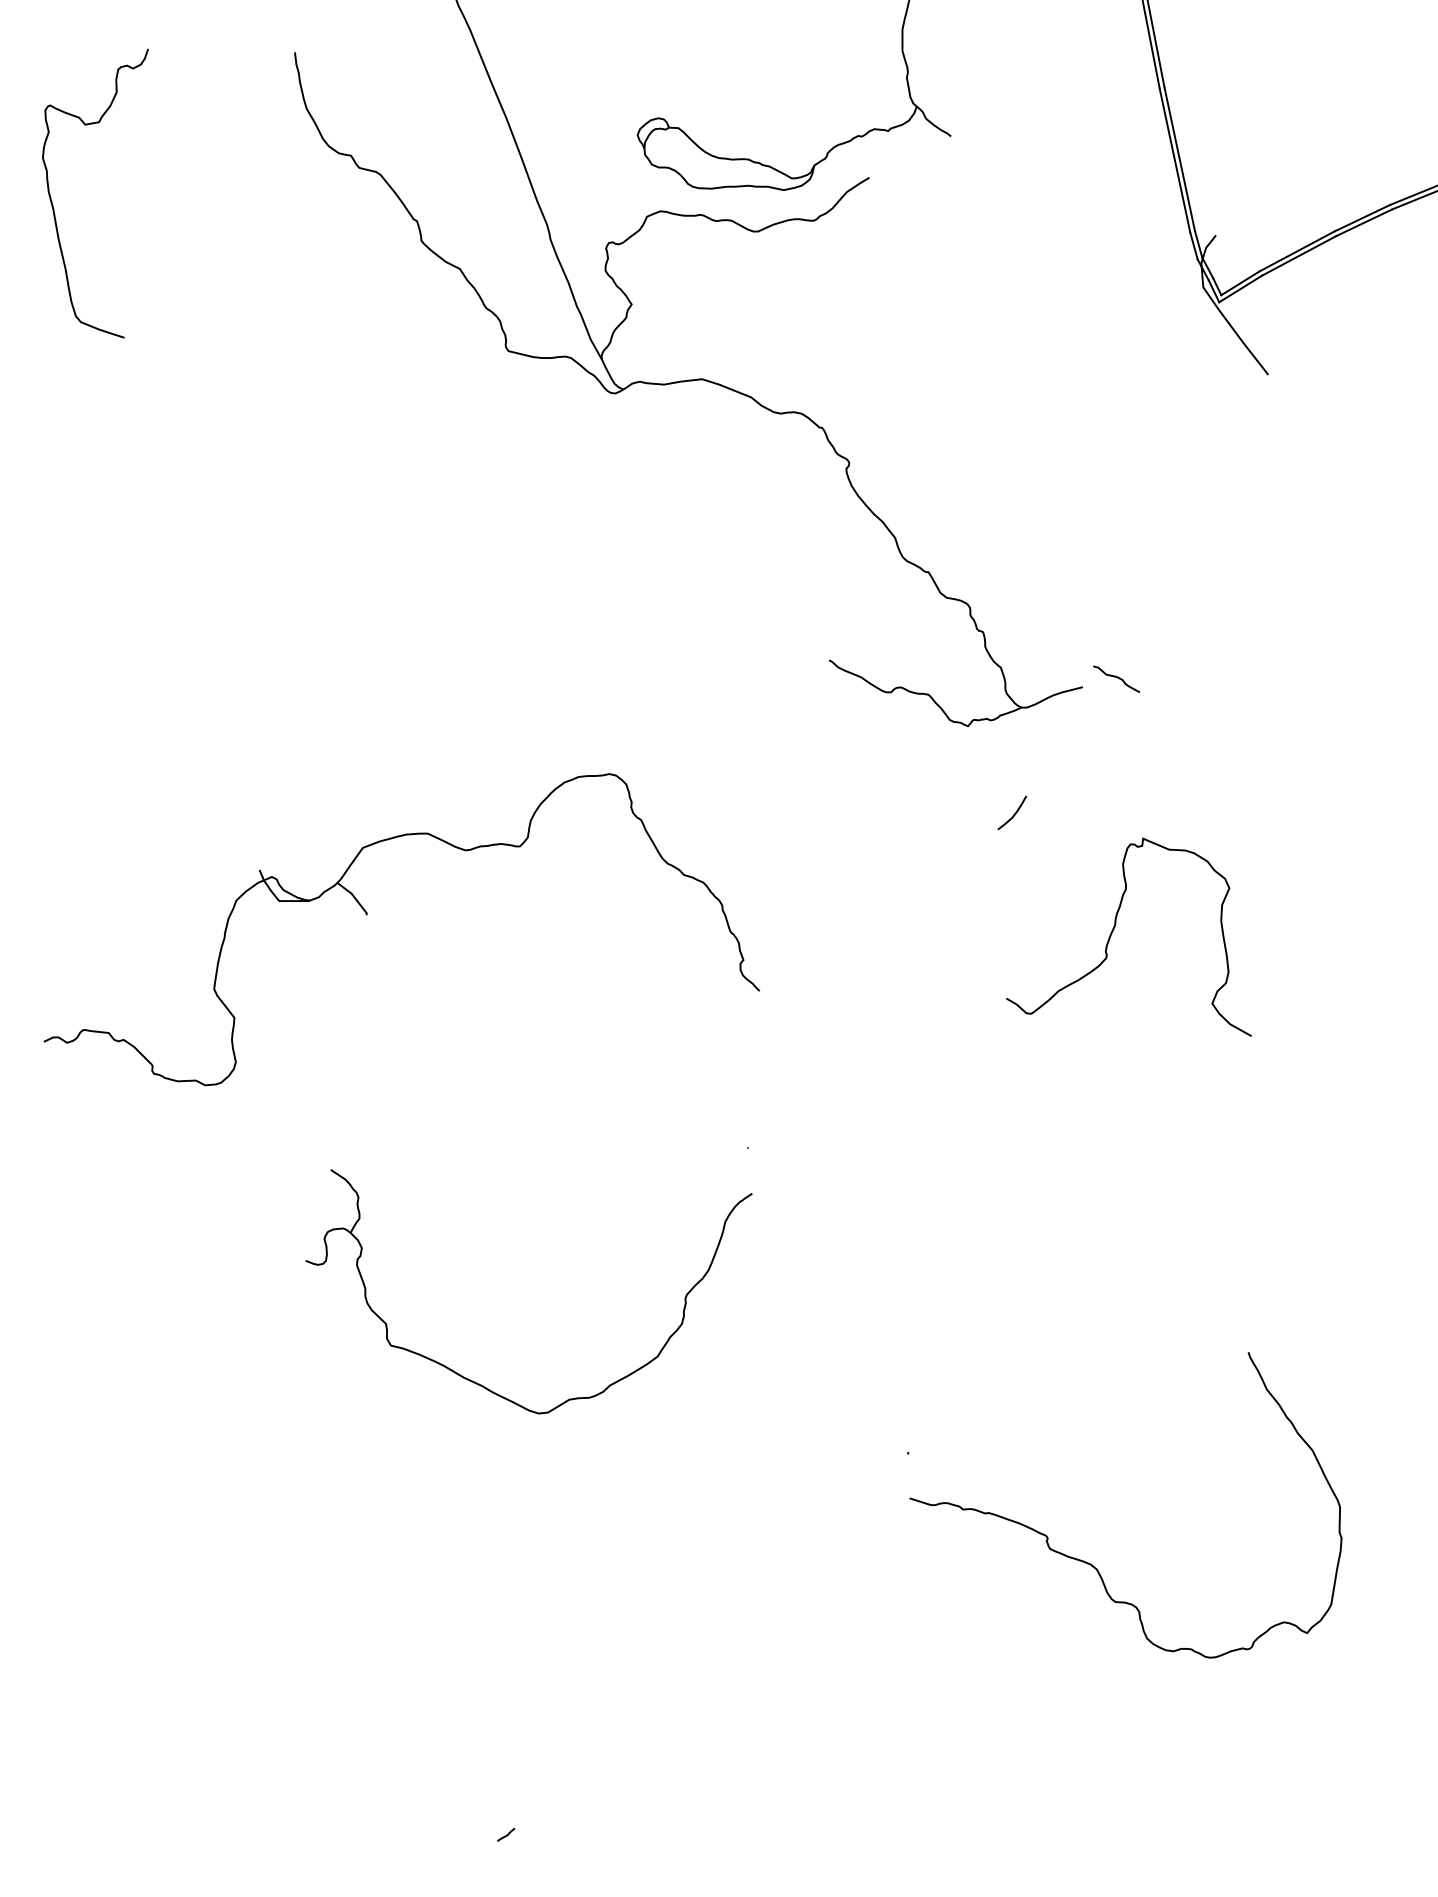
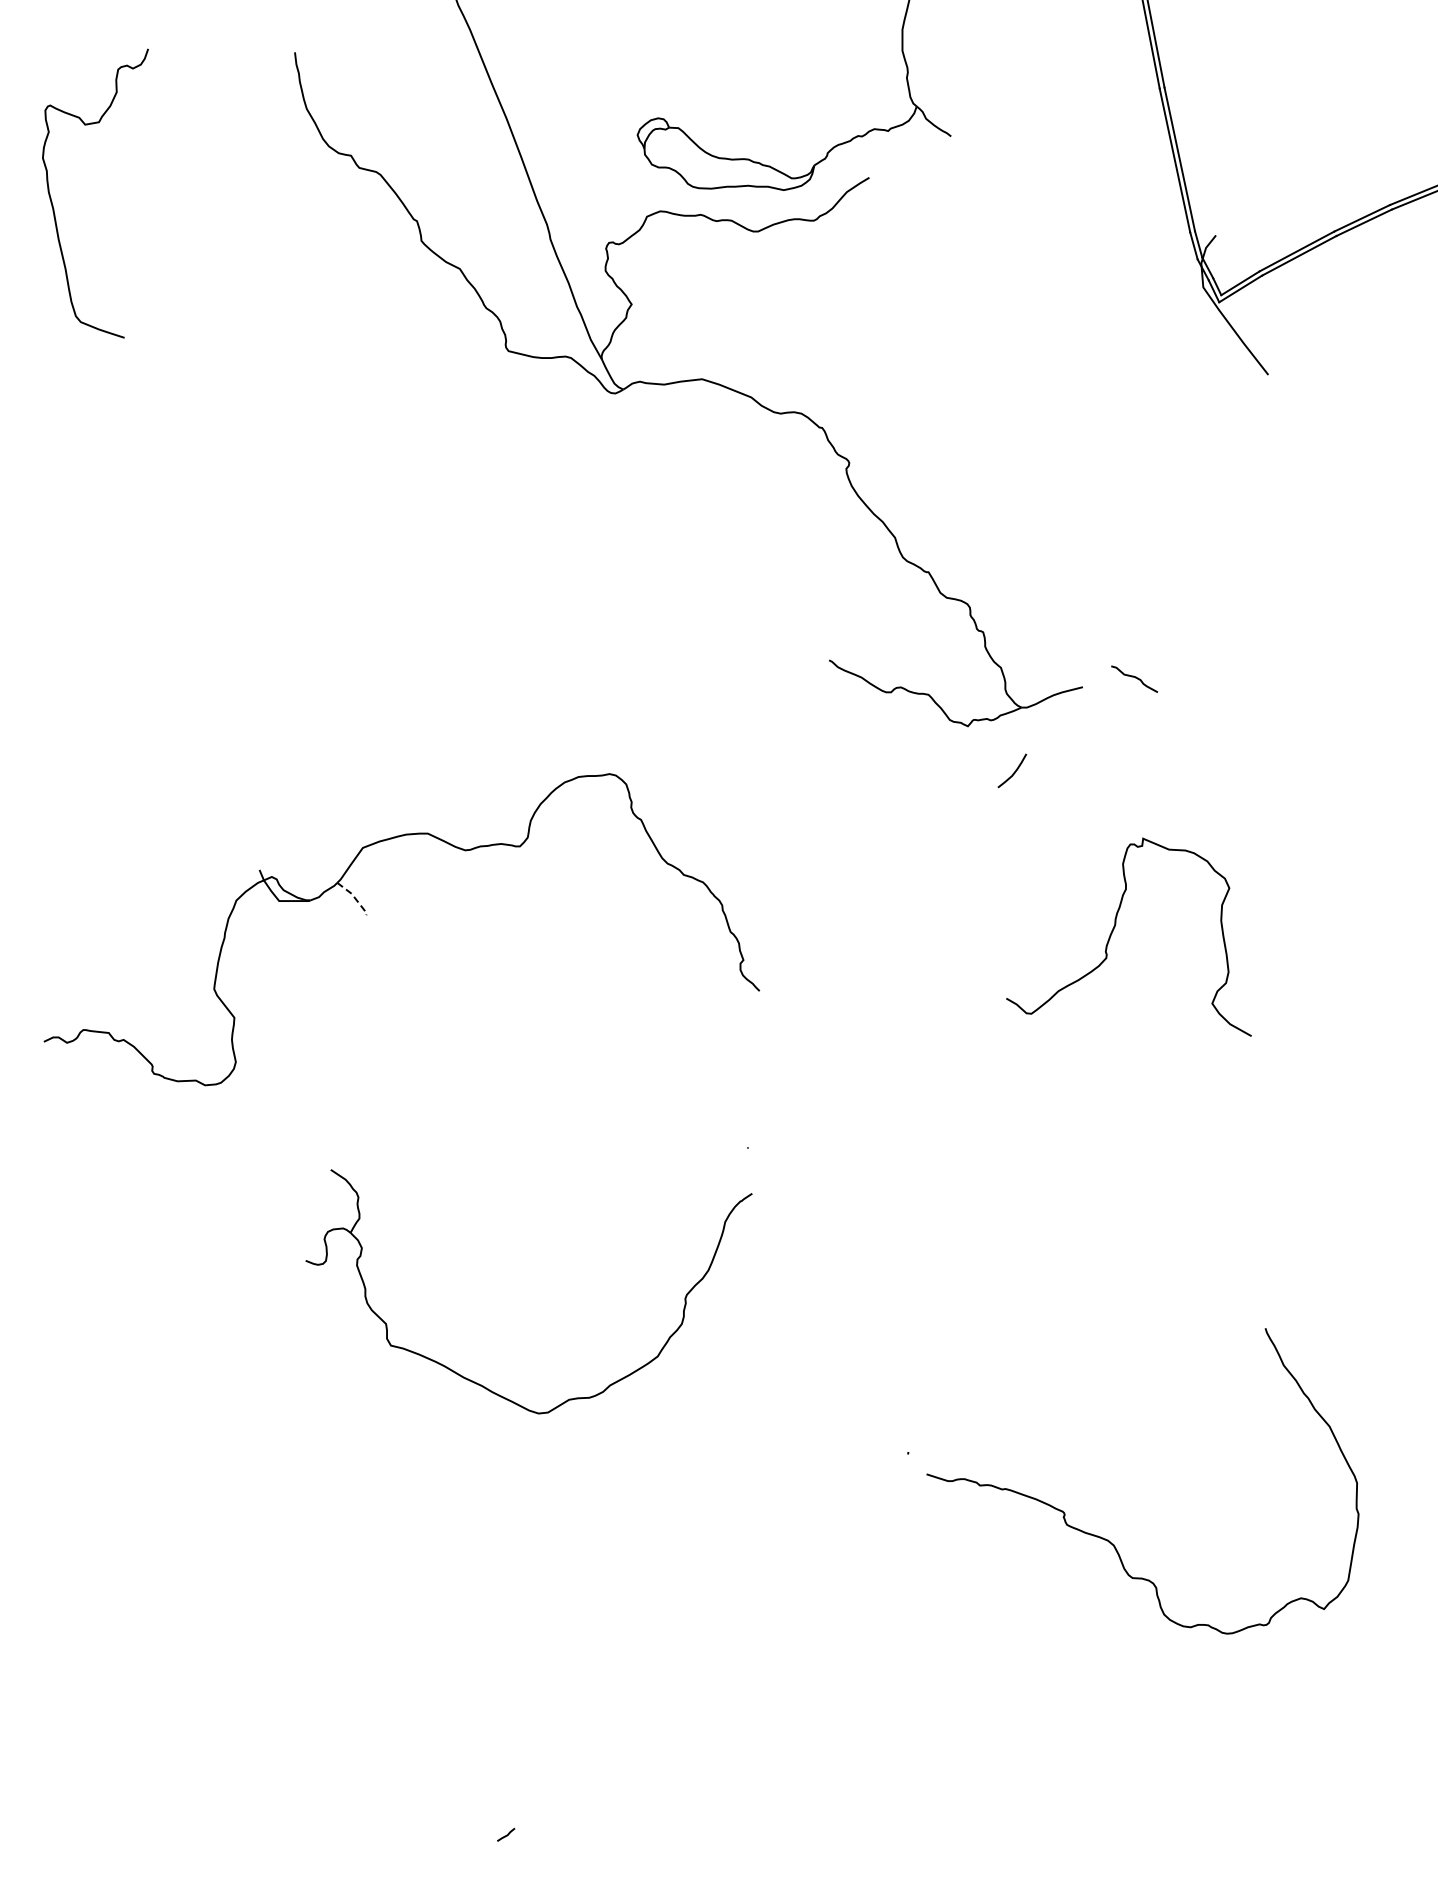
curve position: (1116, 677) -> (1134, 677) (1134, 677)
curve position: (1014, 813) -> (1014, 771) (1014, 771)
line: solid -> dashed (354, 897)
curve position: (1091, 1563) -> (1108, 1539) (1108, 1539)
